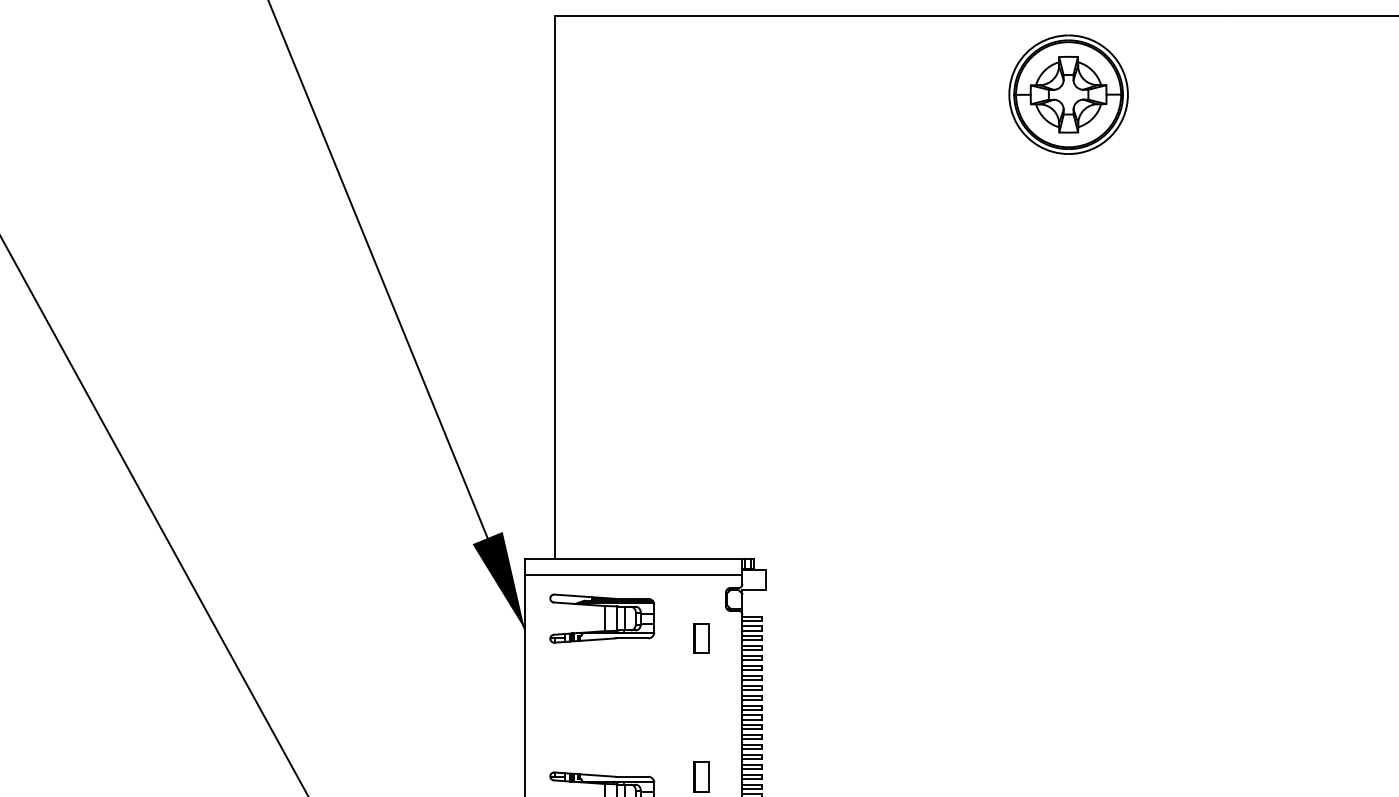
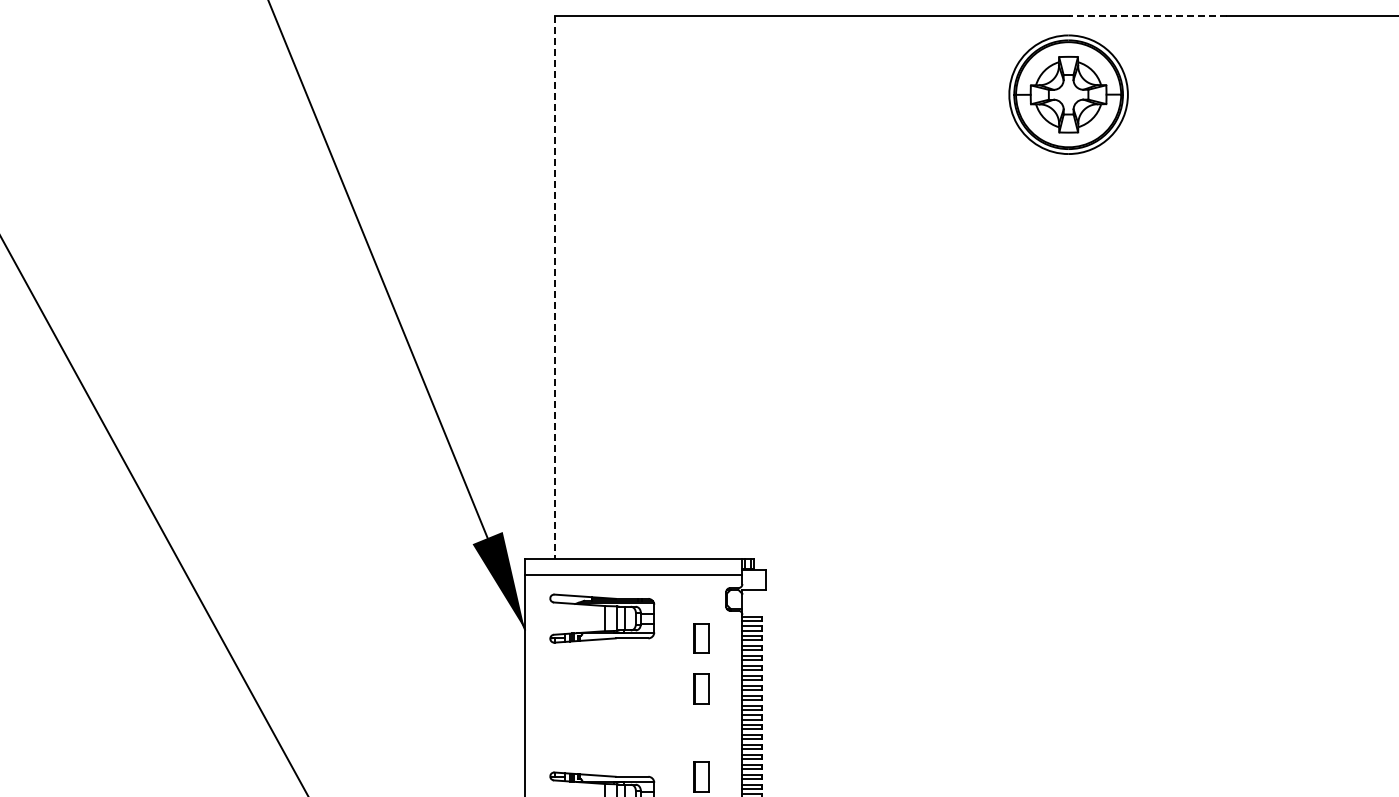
line: solid -> dashed (1147, 15)
line: solid -> dashed (554, 287)
part: none -> present (701, 688)
